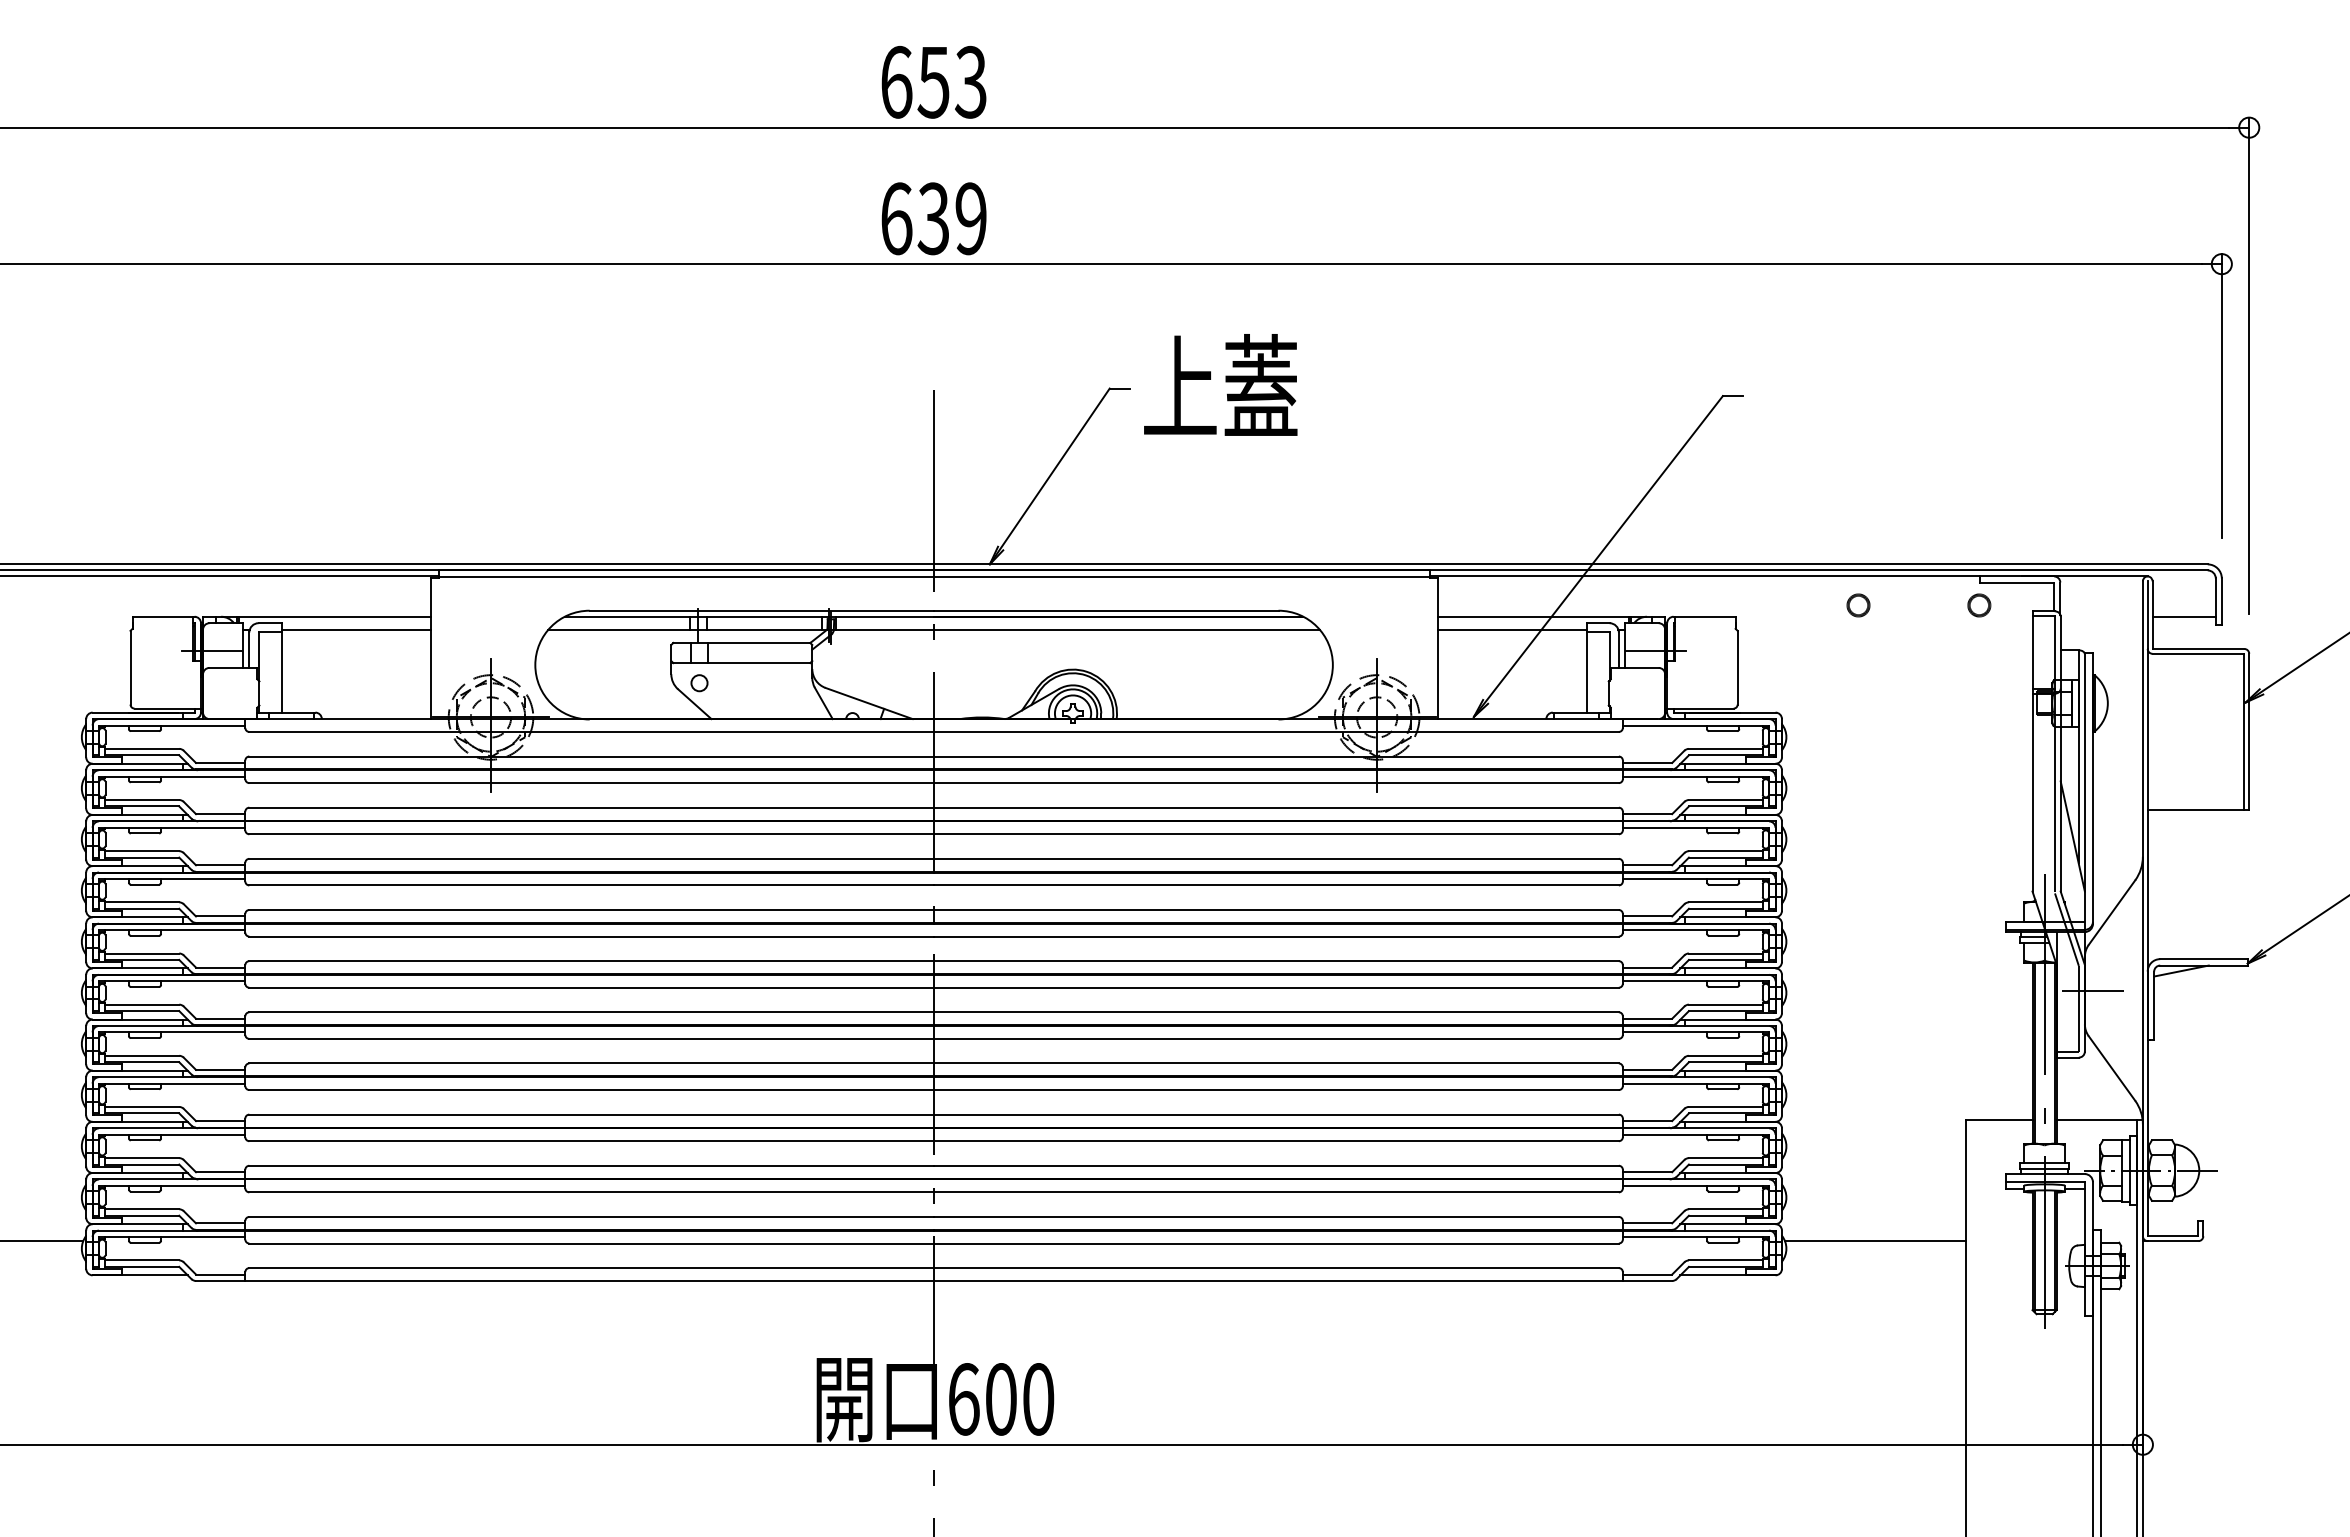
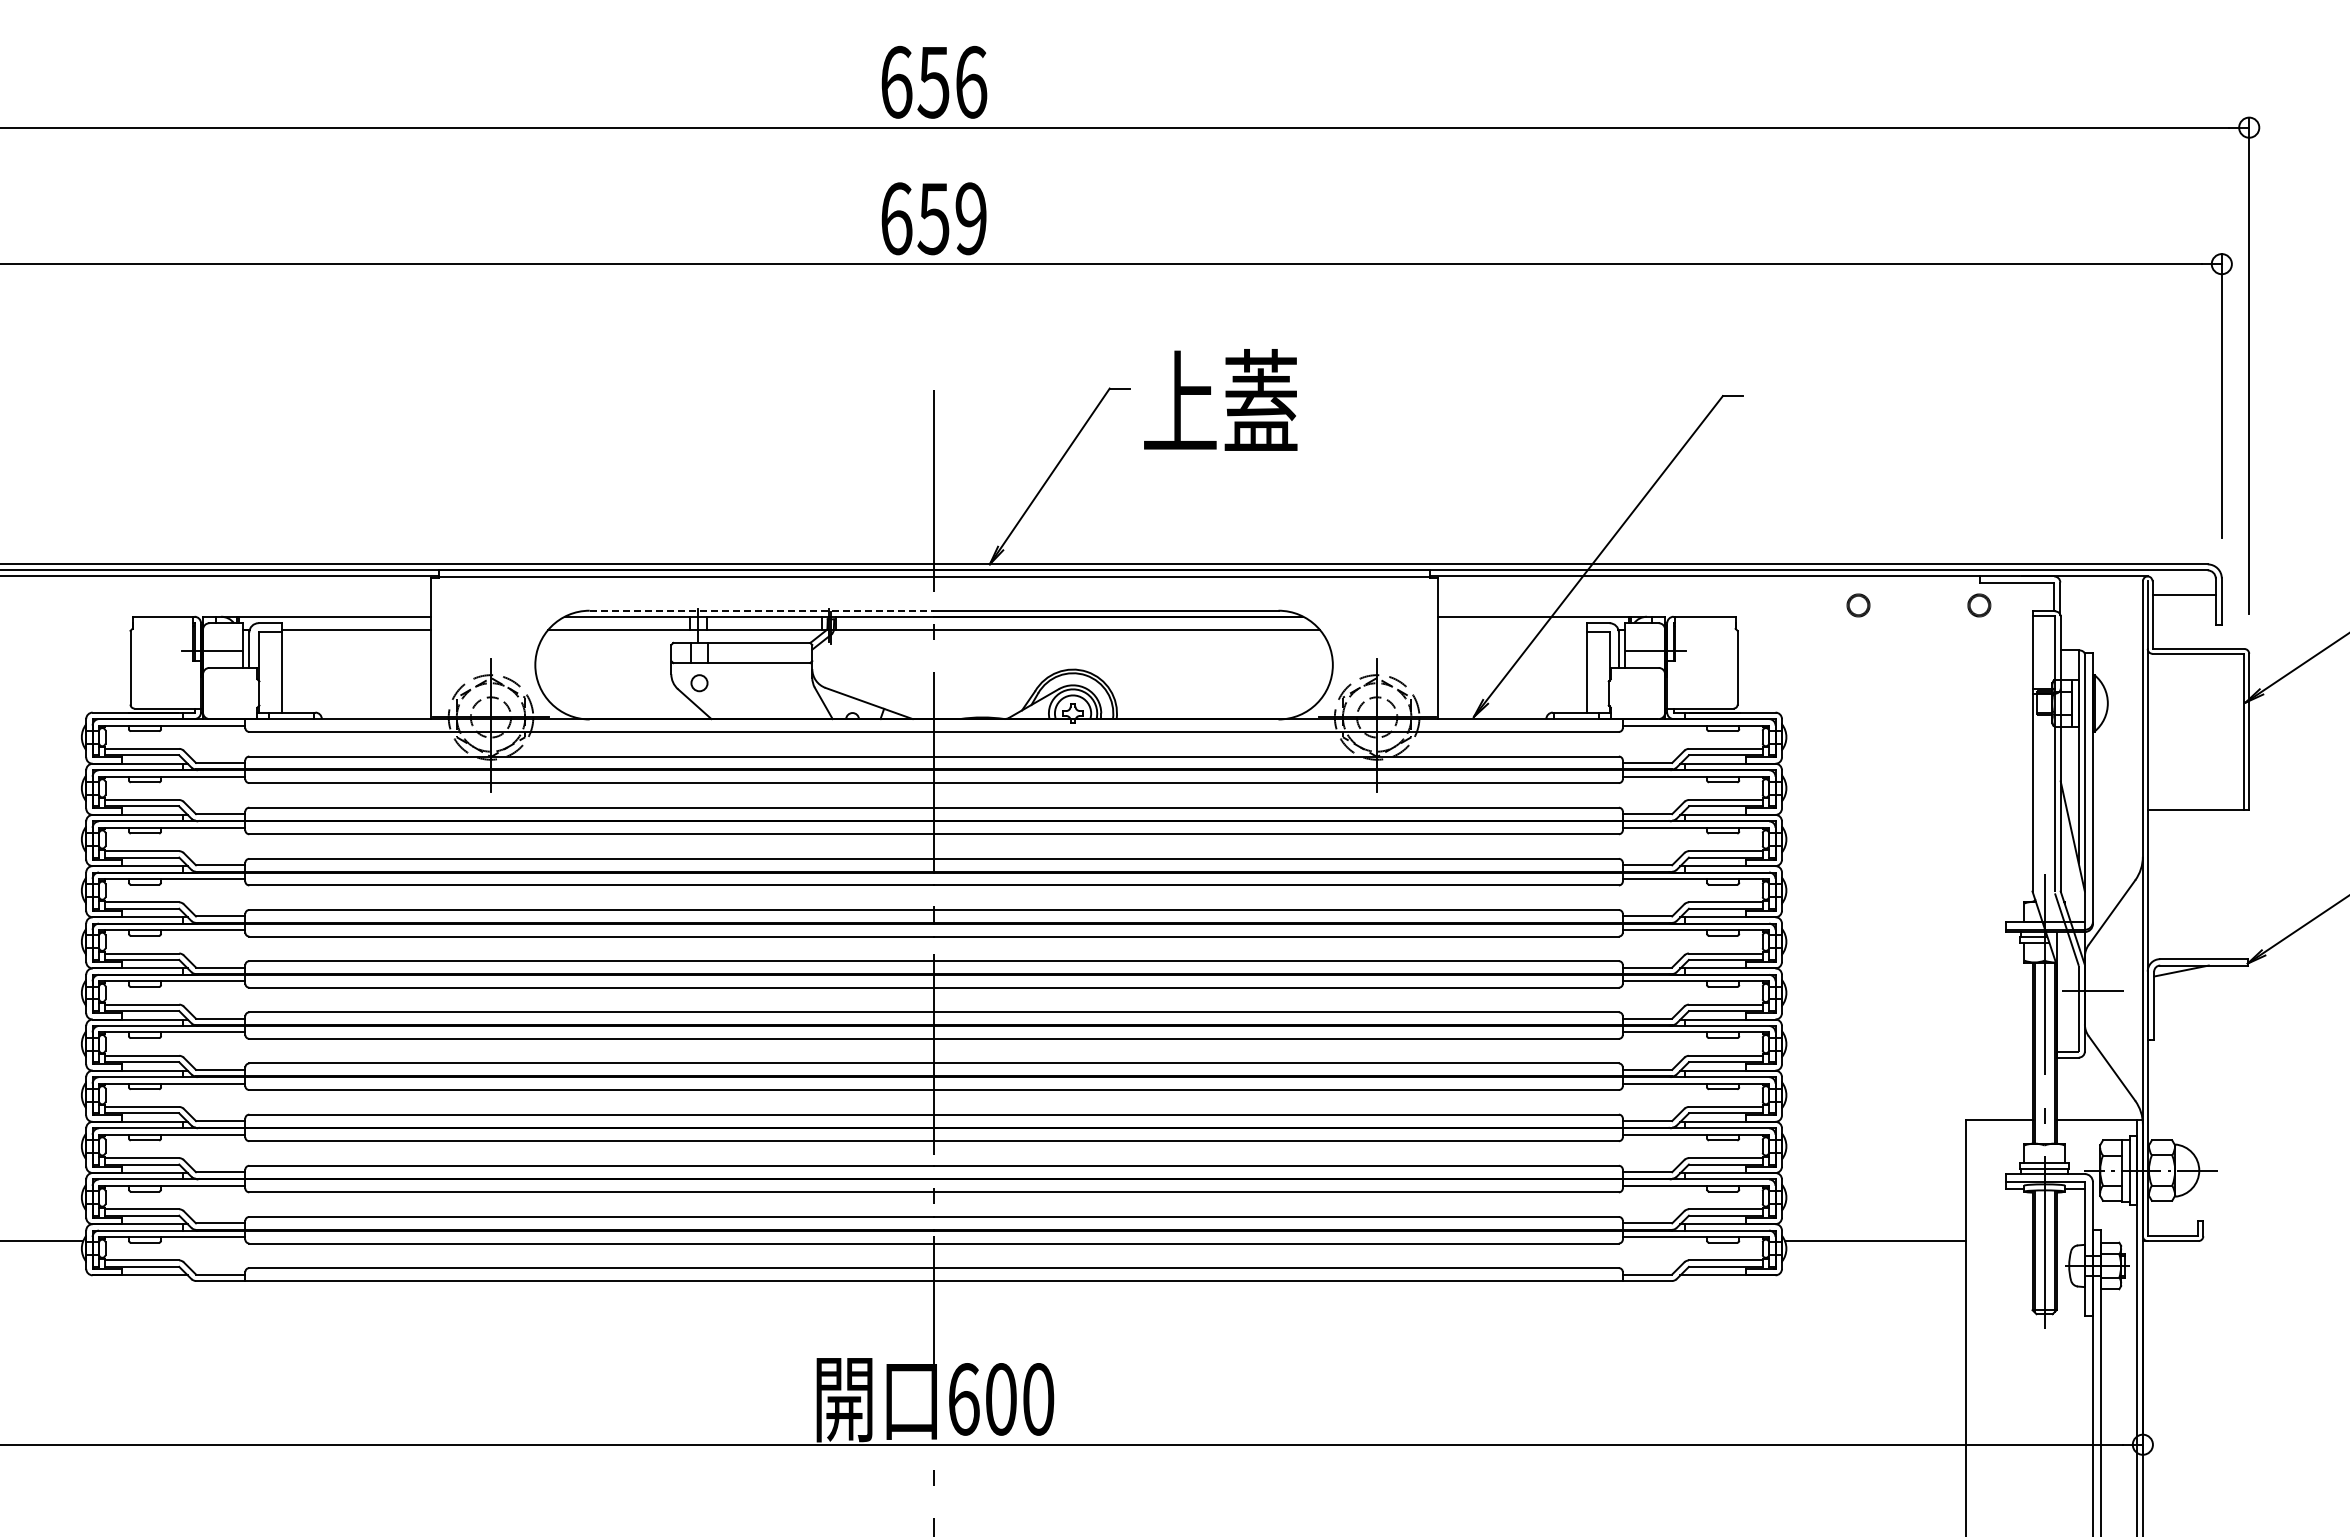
text: 653 -> 656 (971, 81)
text: 639 -> 659 (933, 218)
text position: (1220, 384) -> (1220, 399) (1220, 399)
line: solid -> dashed (762, 610)
line position: (2183, 616) -> (2183, 594) (2183, 594)
line: present -> none (1511, 629)
